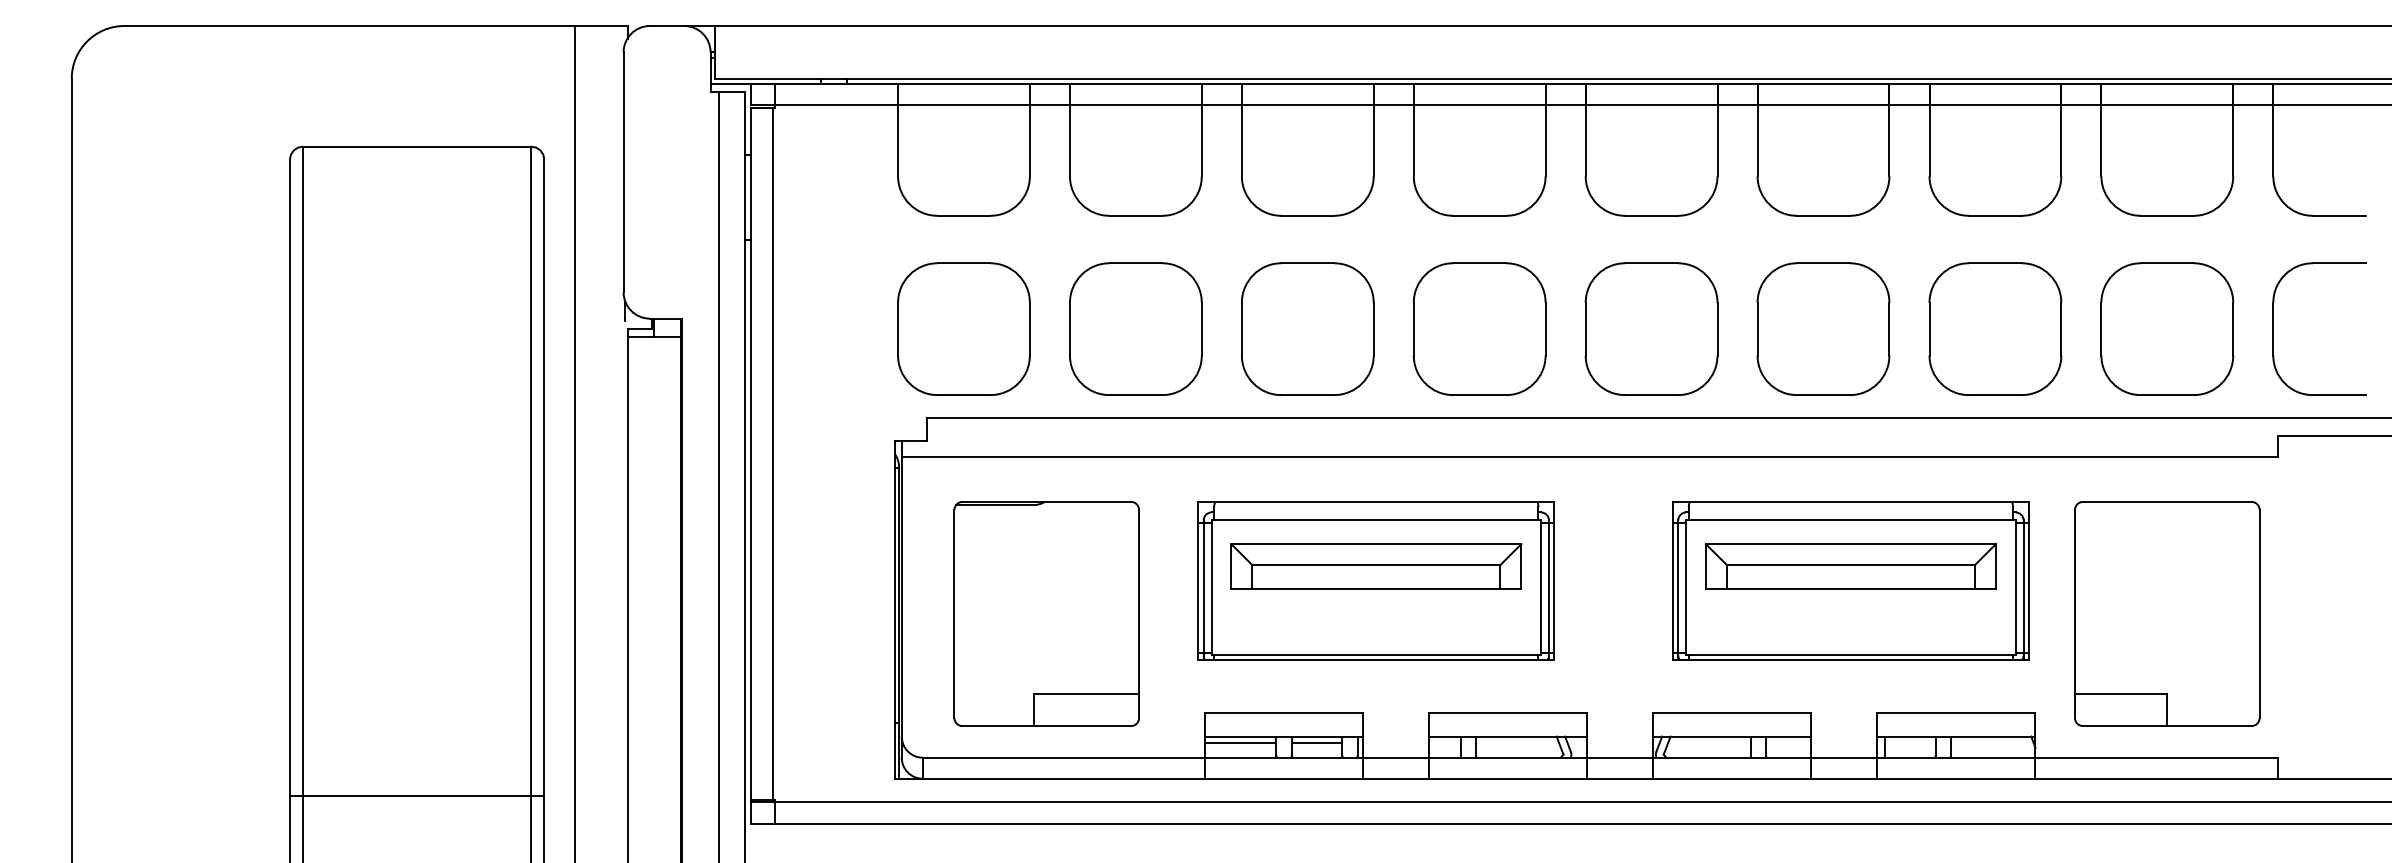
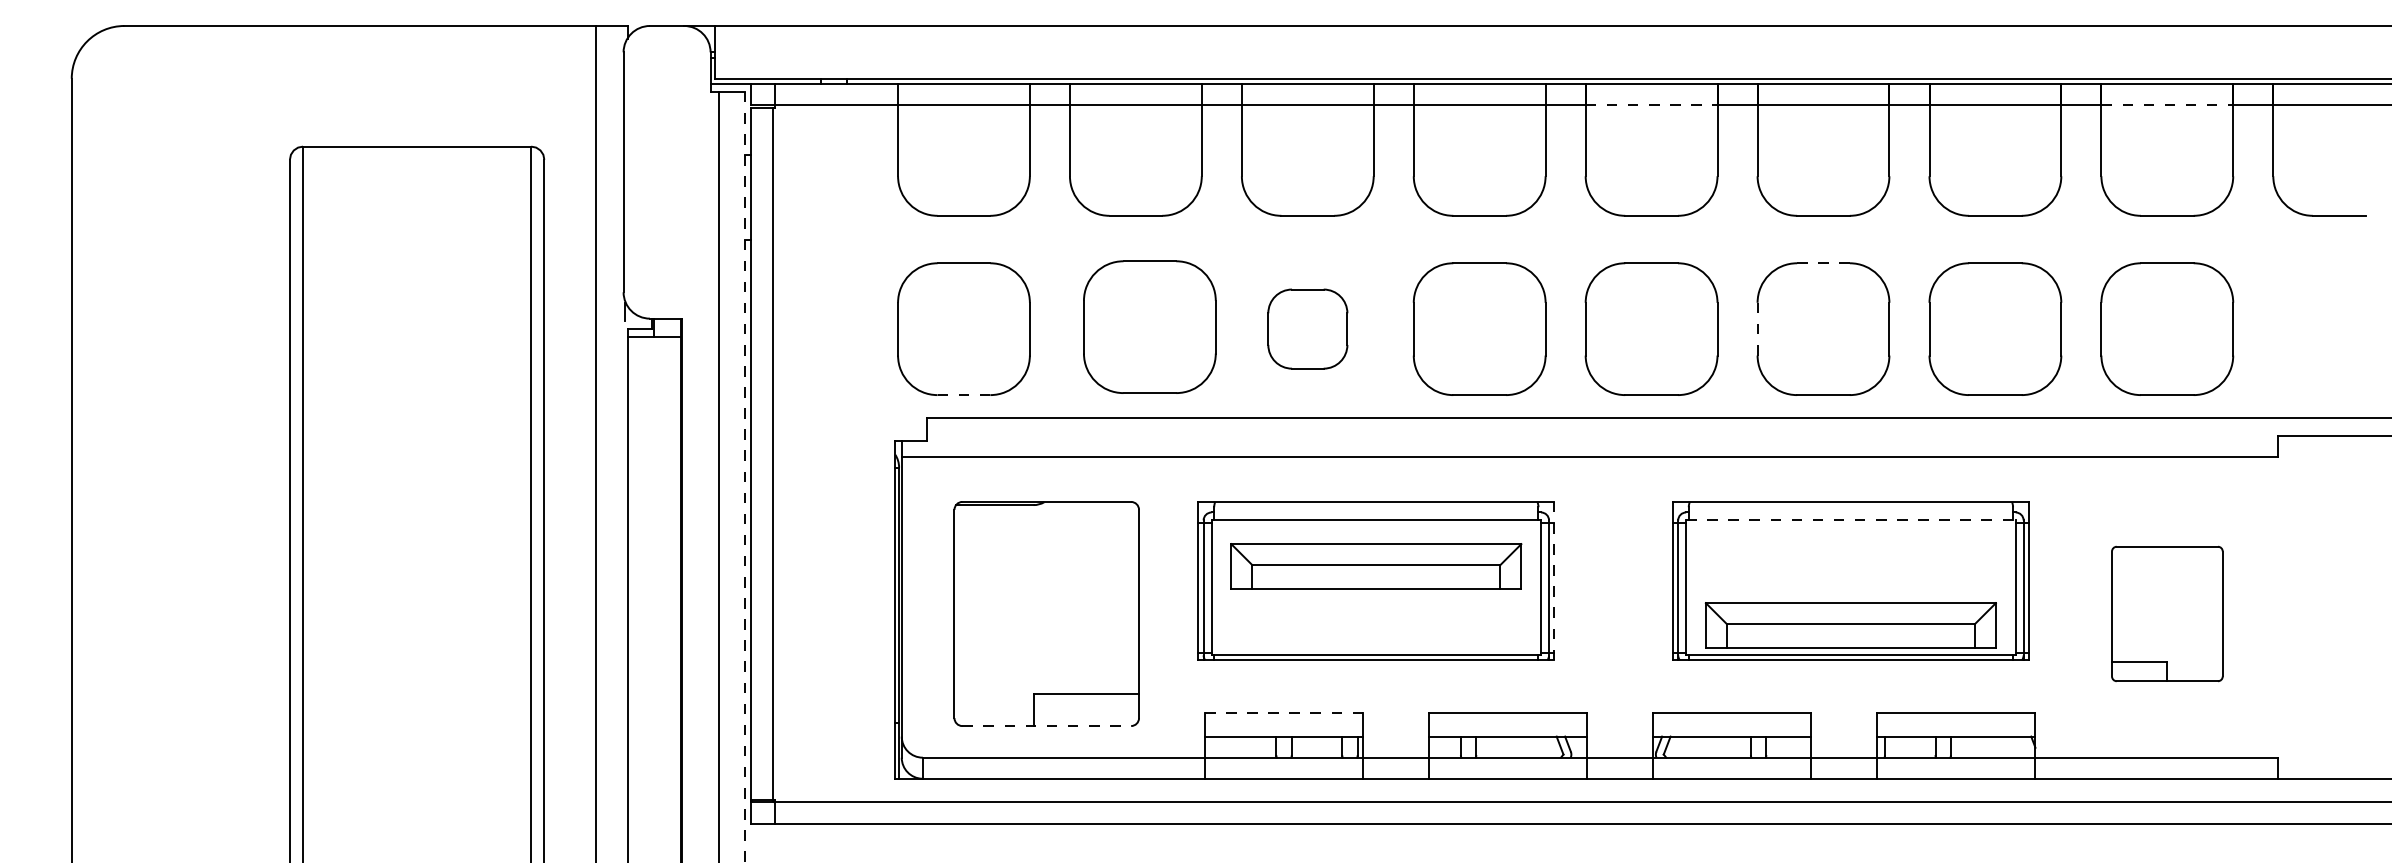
line: solid -> dashed (1651, 105)
line: solid -> dashed (2167, 105)
line: solid -> dashed (1824, 263)
part position: (1135, 328) -> (1149, 326) (1149, 326)
part size: 134x134 px -> 82x82 px (1307, 328)
line: solid -> dashed (1757, 328)
part: present -> none (2273, 328)
line: solid -> dashed (963, 395)
line position: (575, 442) -> (596, 442) (596, 442)
line: solid -> dashed (744, 477)
line: solid -> dashed (1850, 520)
part position: (1850, 566) -> (1850, 625) (1850, 625)
line: solid -> dashed (1554, 580)
part size: 187x226 px -> 113x138 px (2167, 613)
line: solid -> dashed (1283, 712)
line: solid -> dashed (1047, 726)
line: present -> none (1240, 742)
line: present -> none (1316, 742)
line: present -> none (416, 796)
